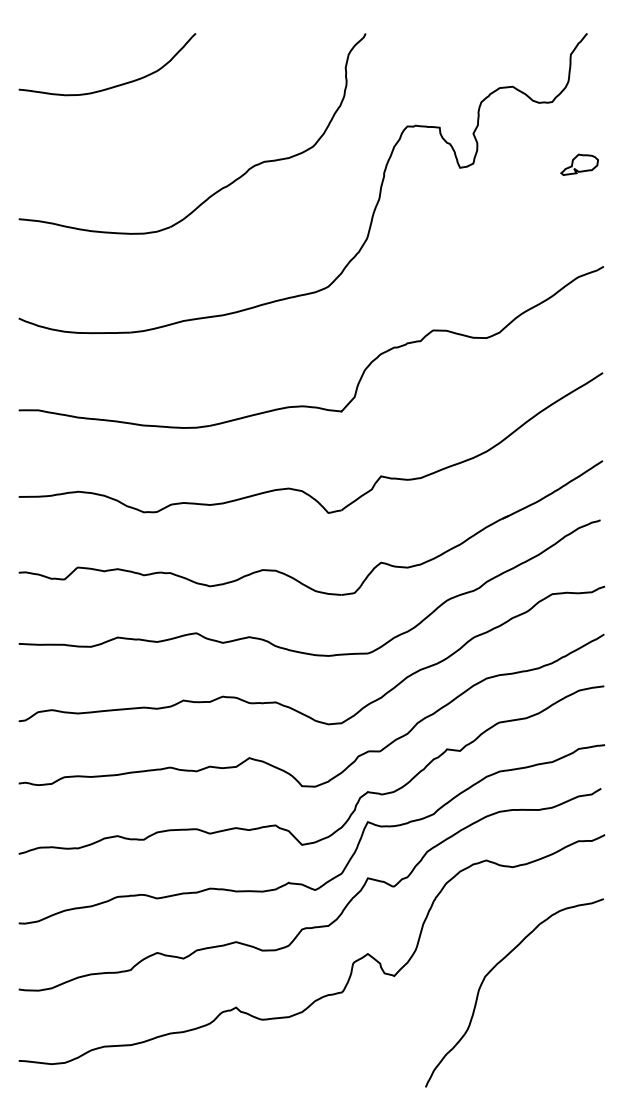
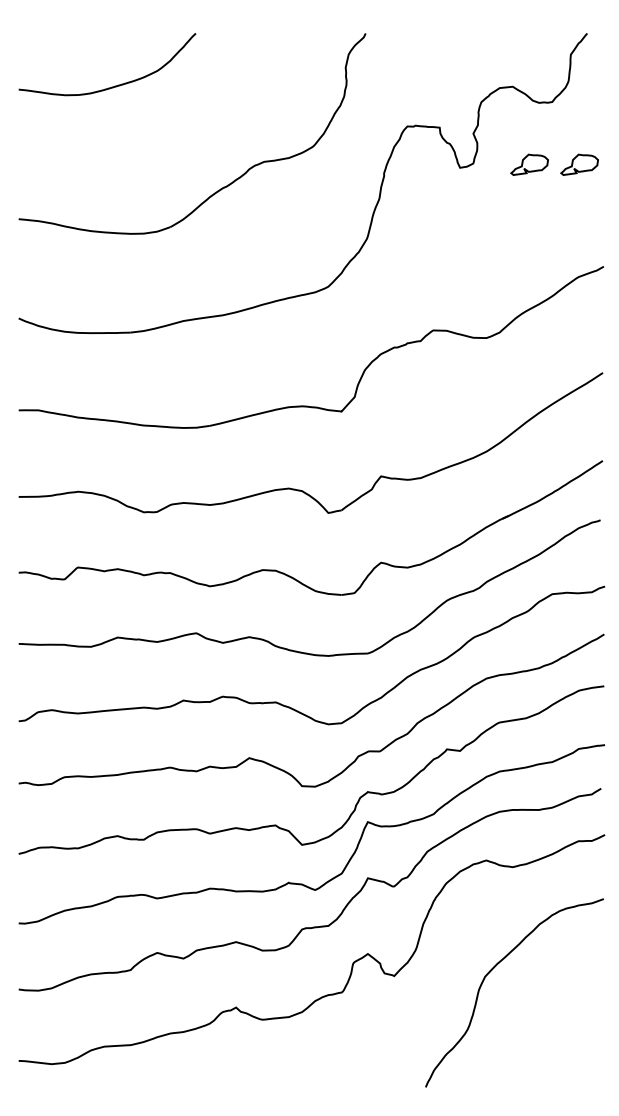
part: none -> present (529, 164)
